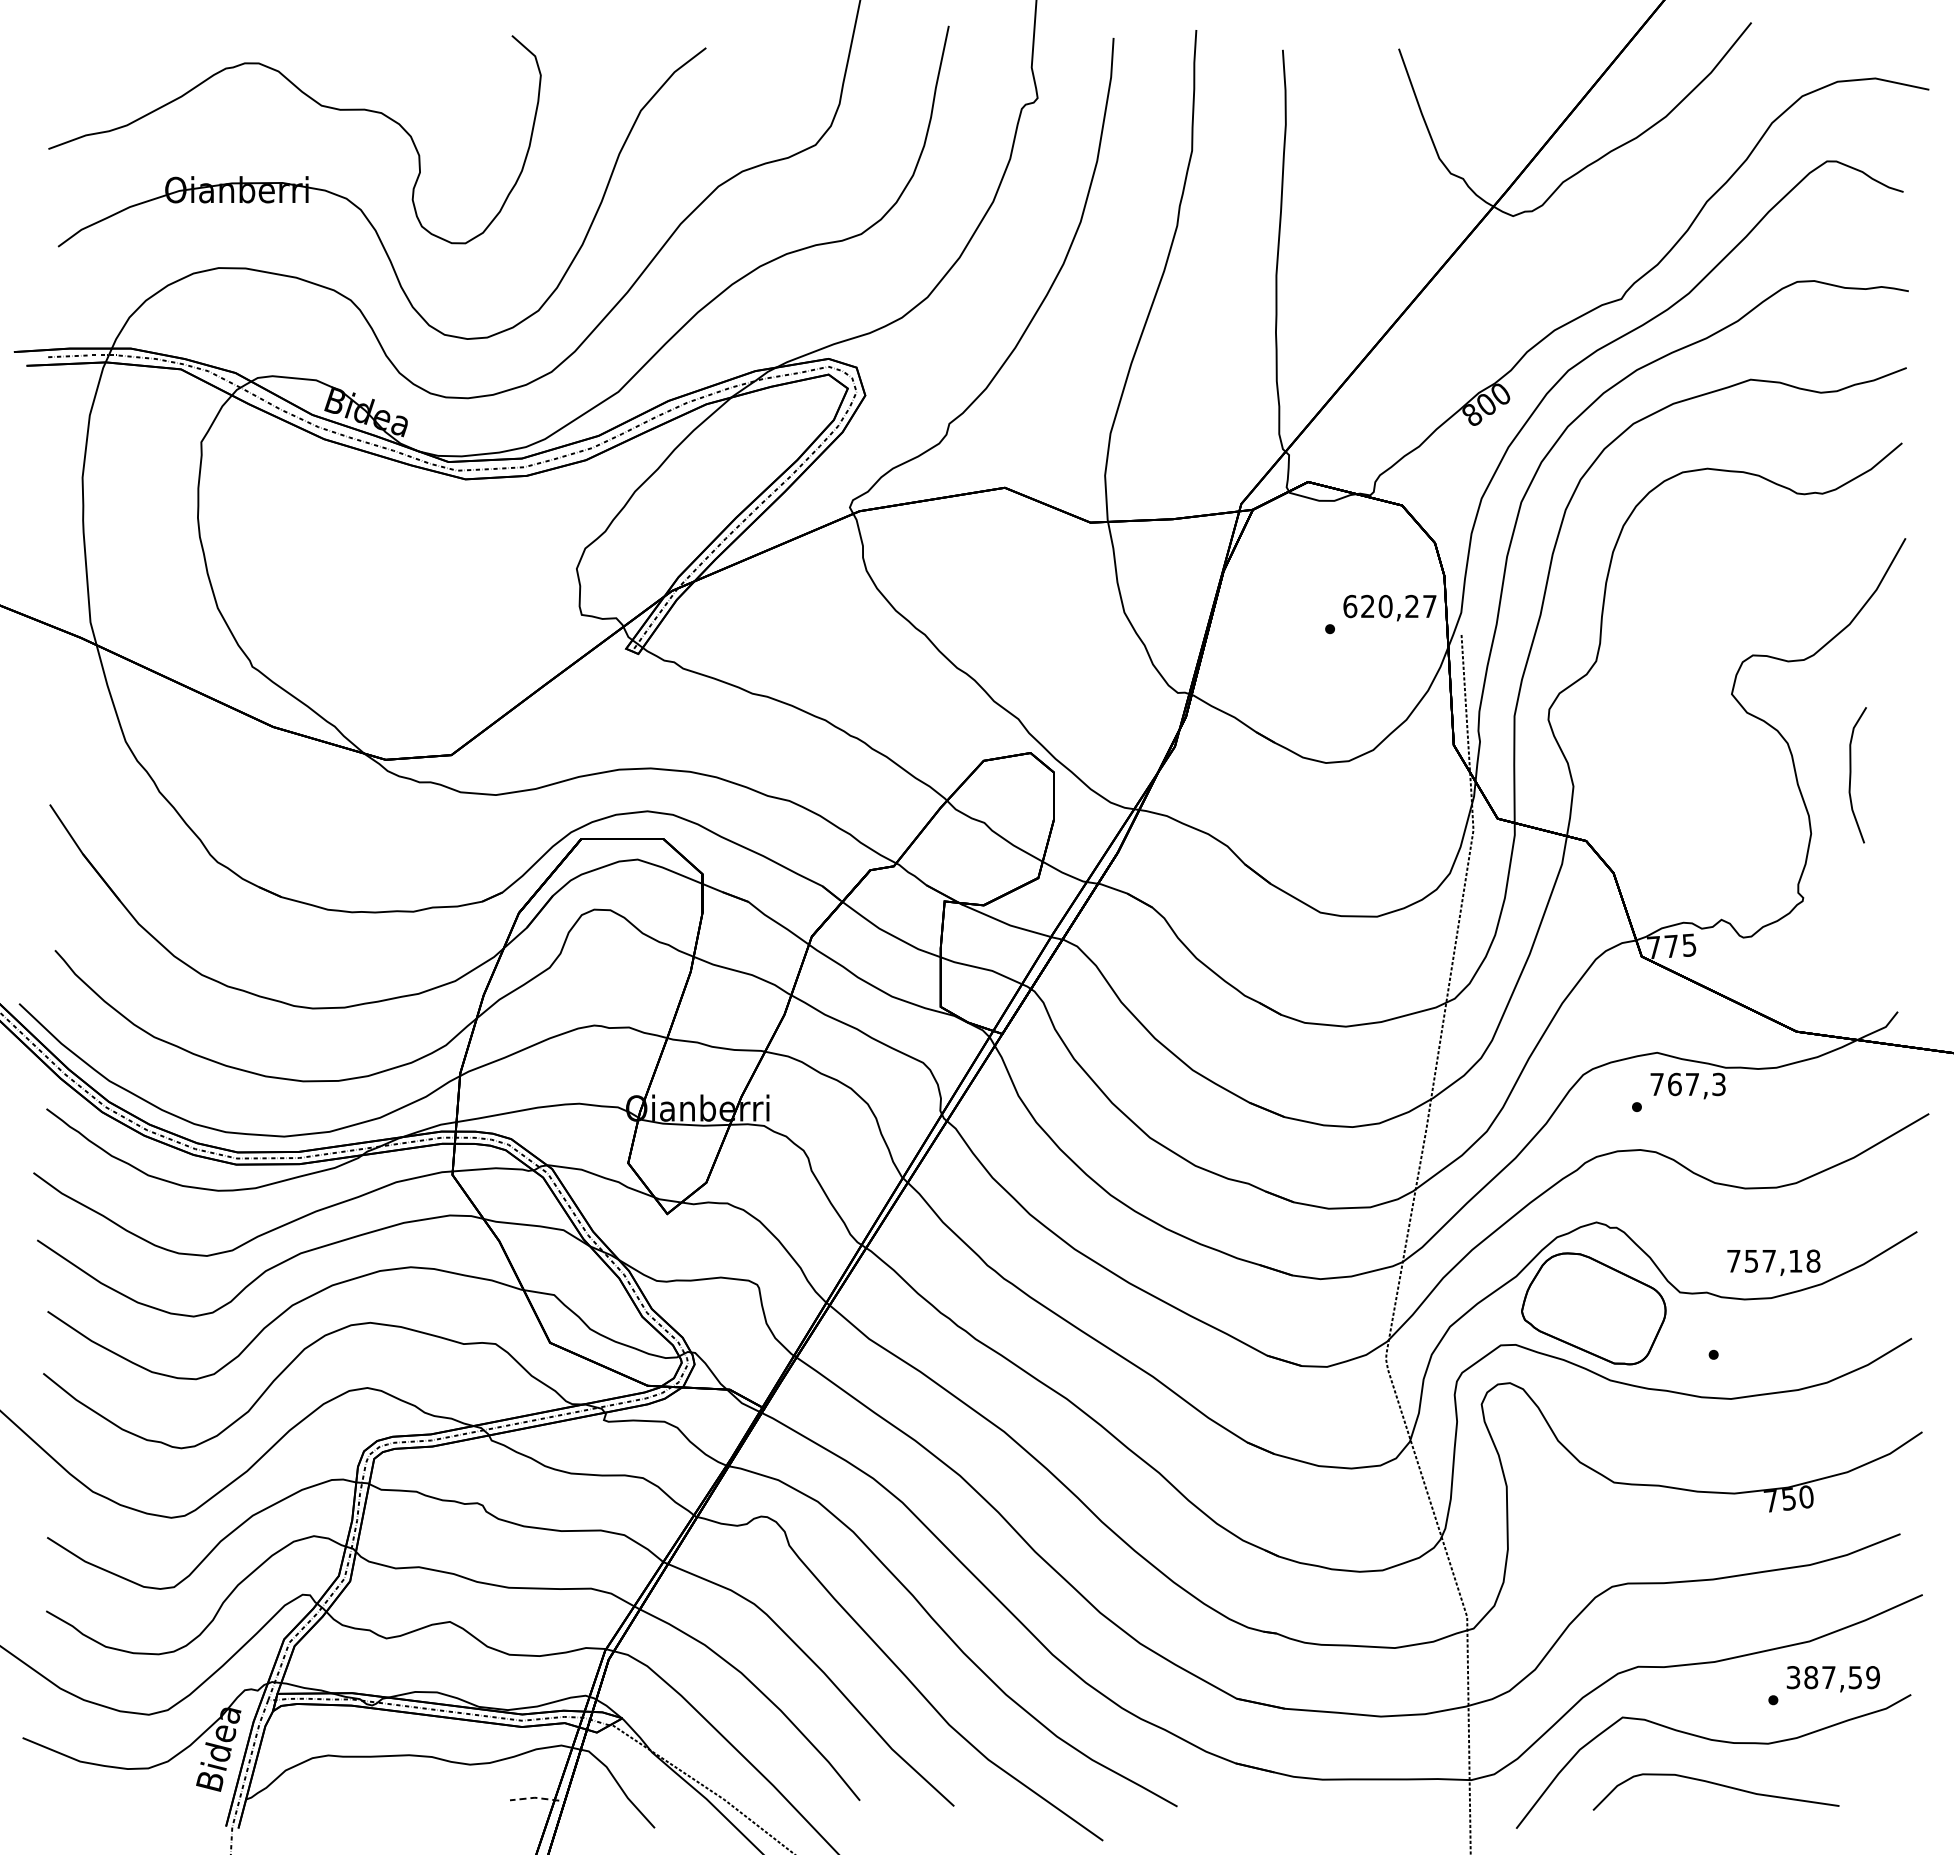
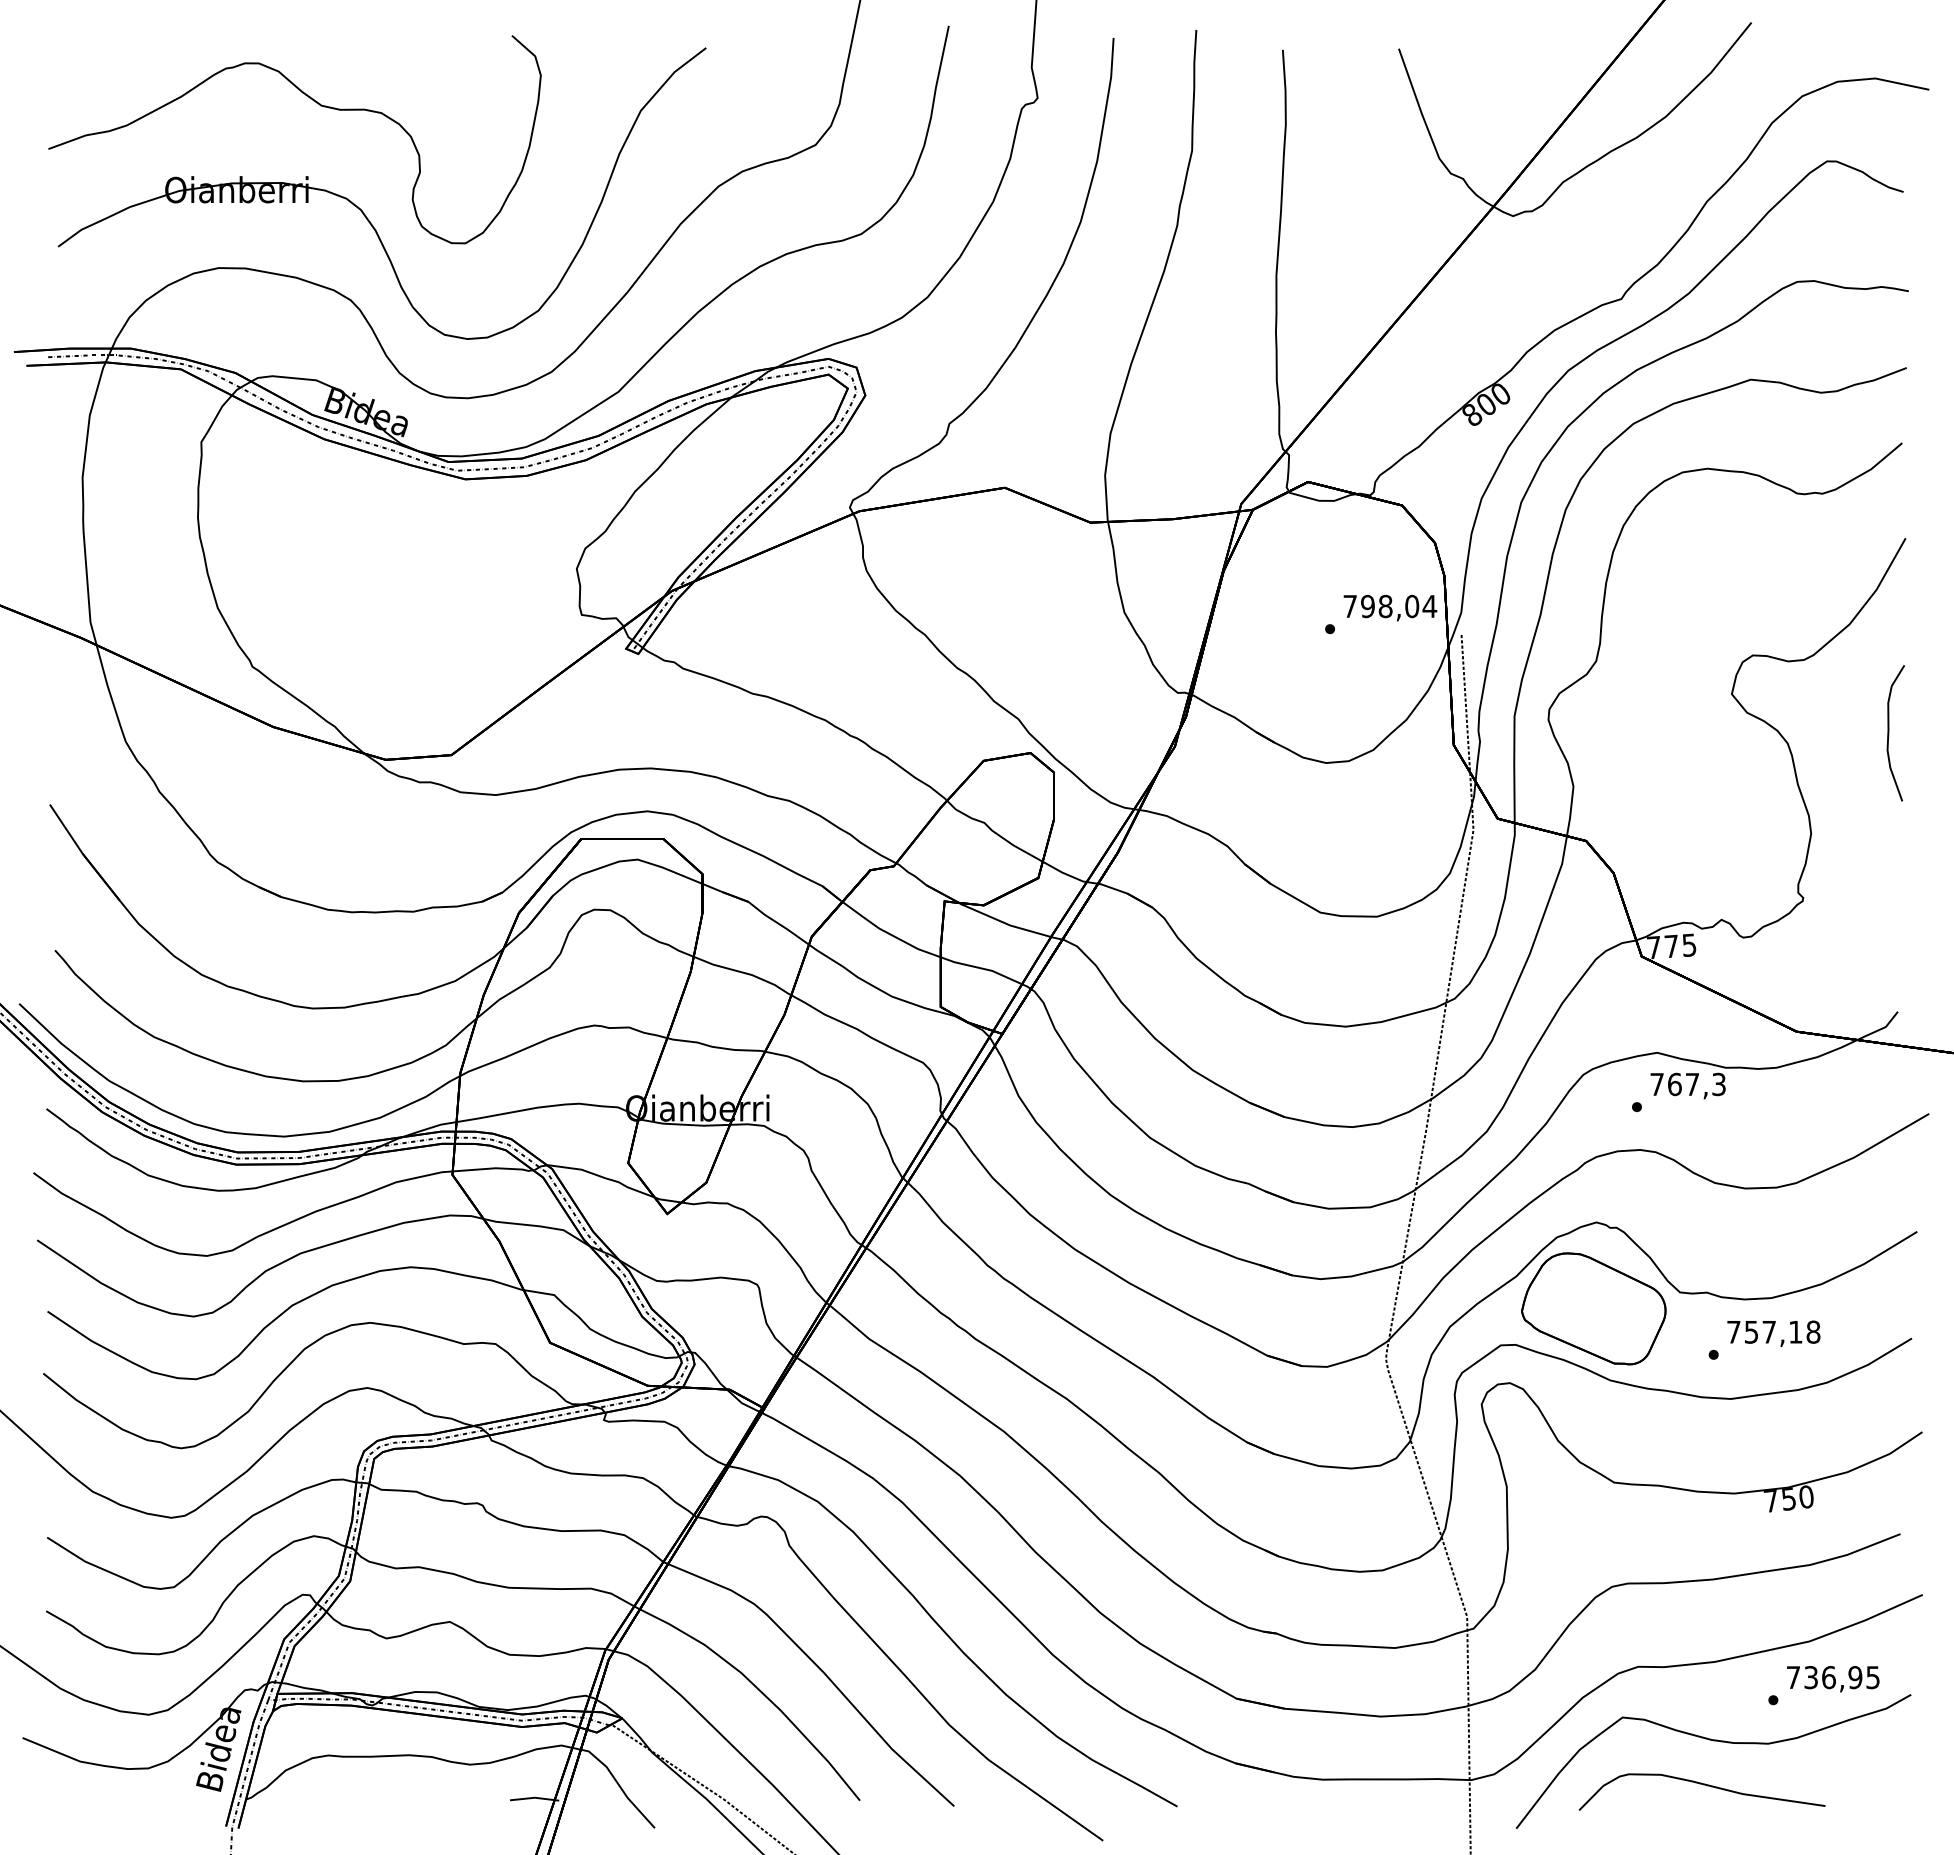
text: 620,27 -> 798,04 (1390, 606)
curve position: (1851, 775) -> (1889, 733) (1889, 733)
text position: (1773, 1262) -> (1773, 1333) (1773, 1333)
text: 387,59 -> 736,95 (1832, 1677)
curve position: (1717, 1785) -> (1703, 1785) (1703, 1785)
line: dashed -> solid (534, 1797)
